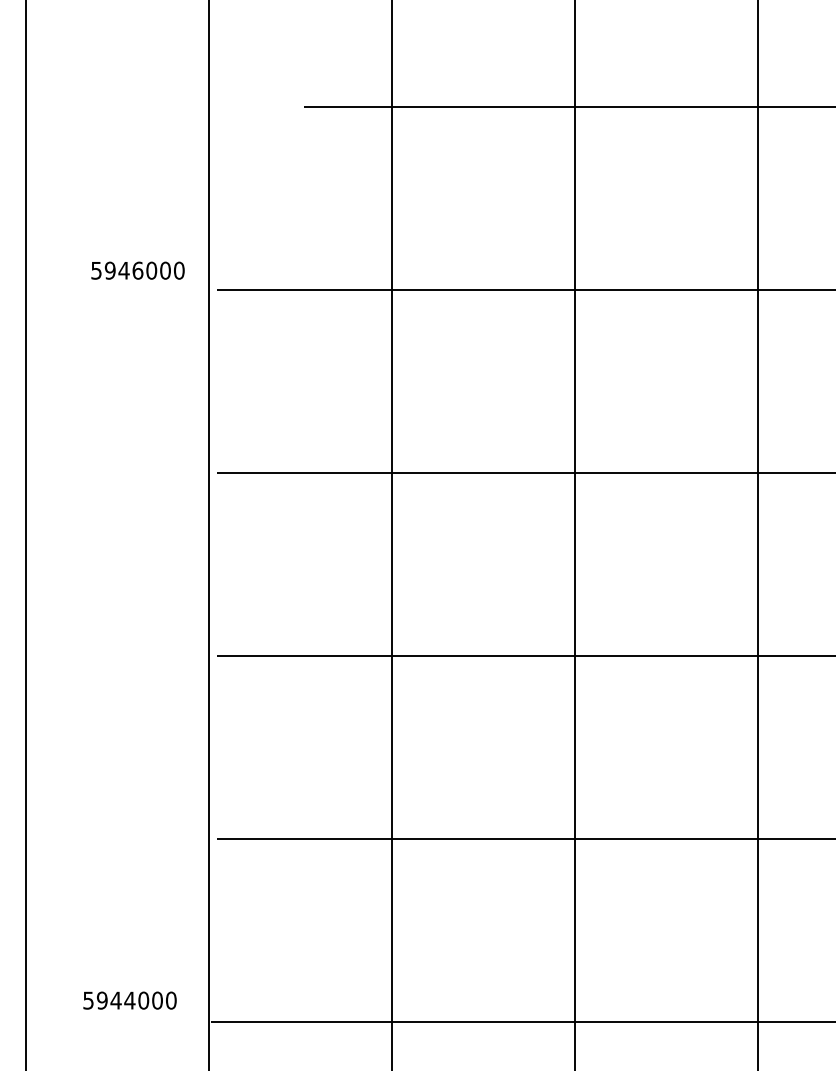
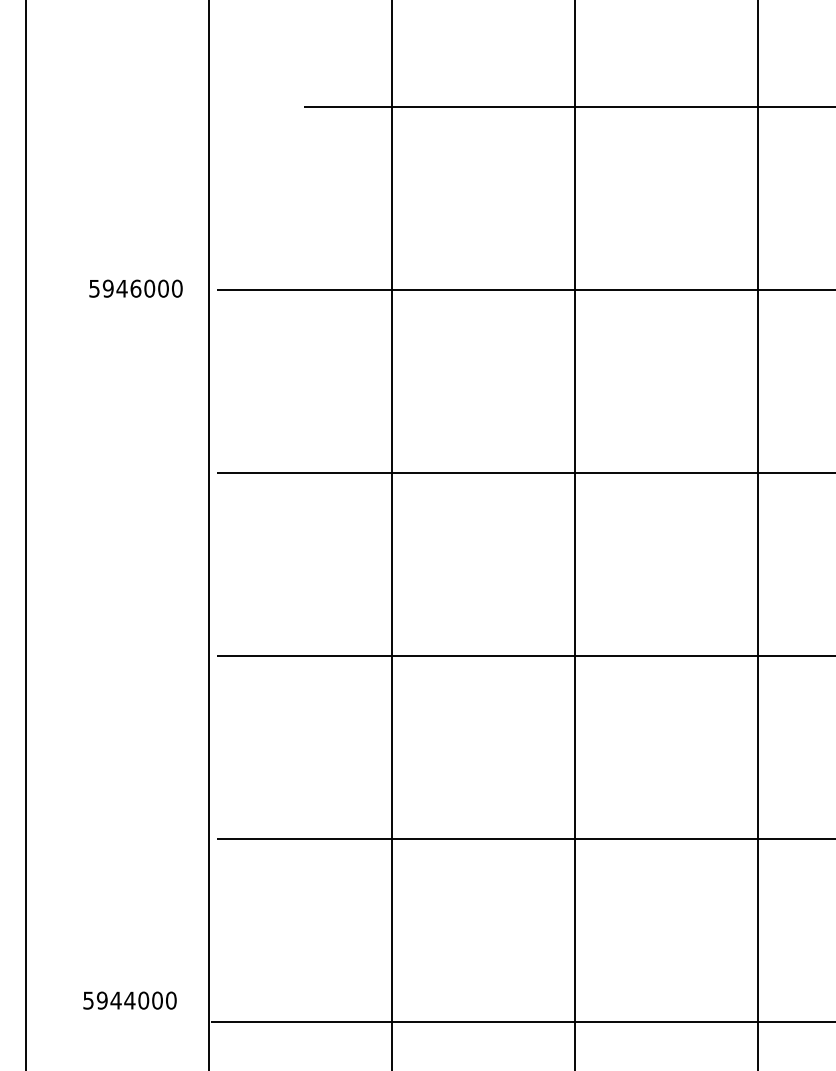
text position: (137, 270) -> (135, 288) (135, 288)
